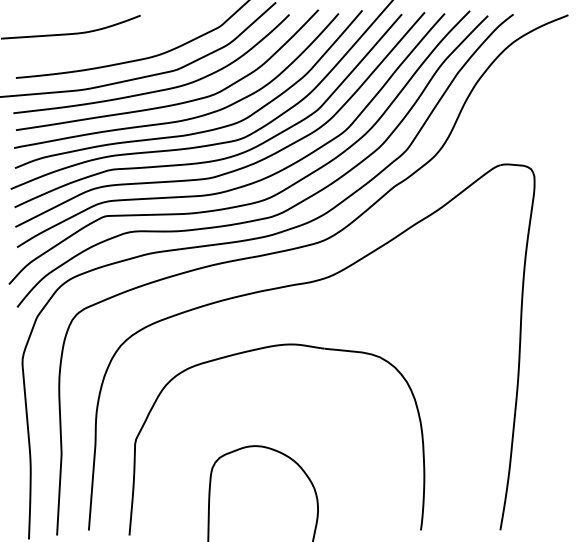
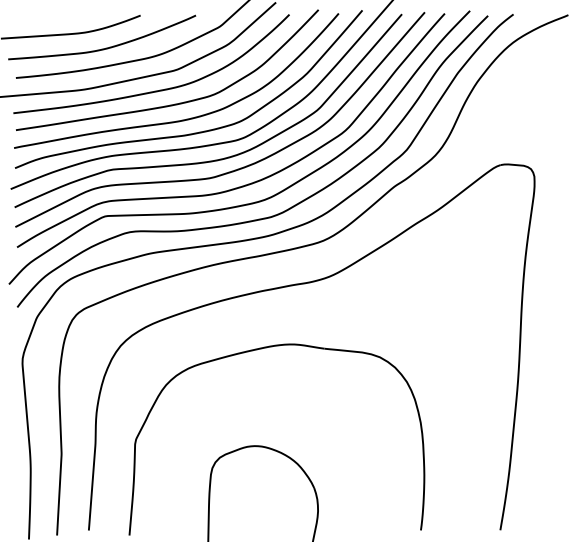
curve: none -> present (106, 47)
